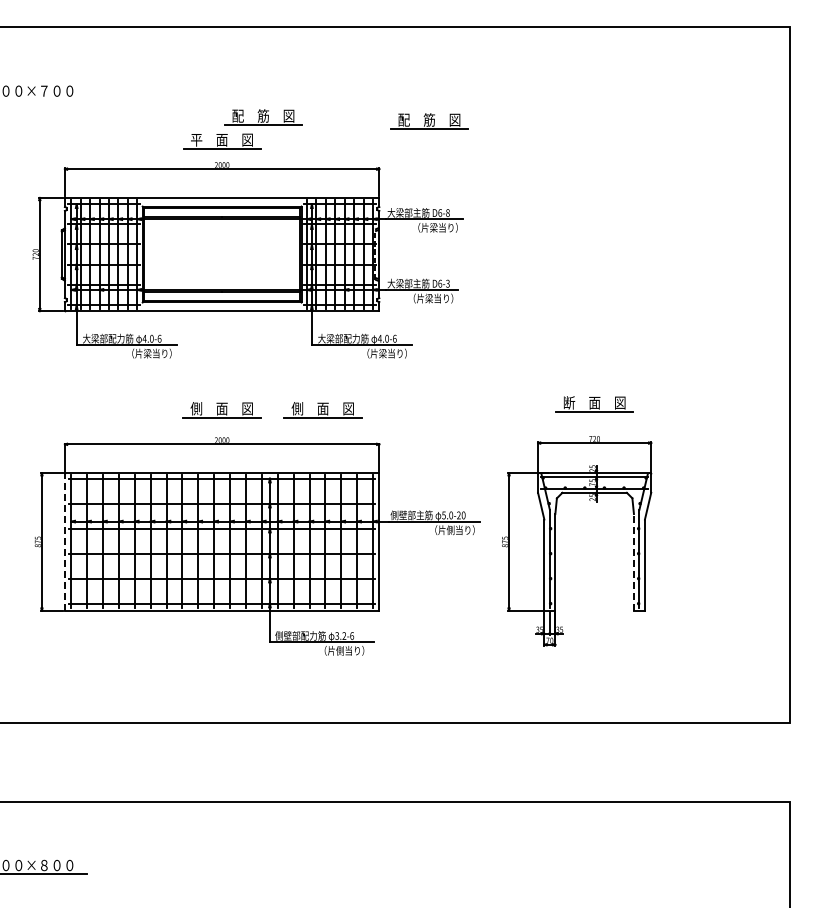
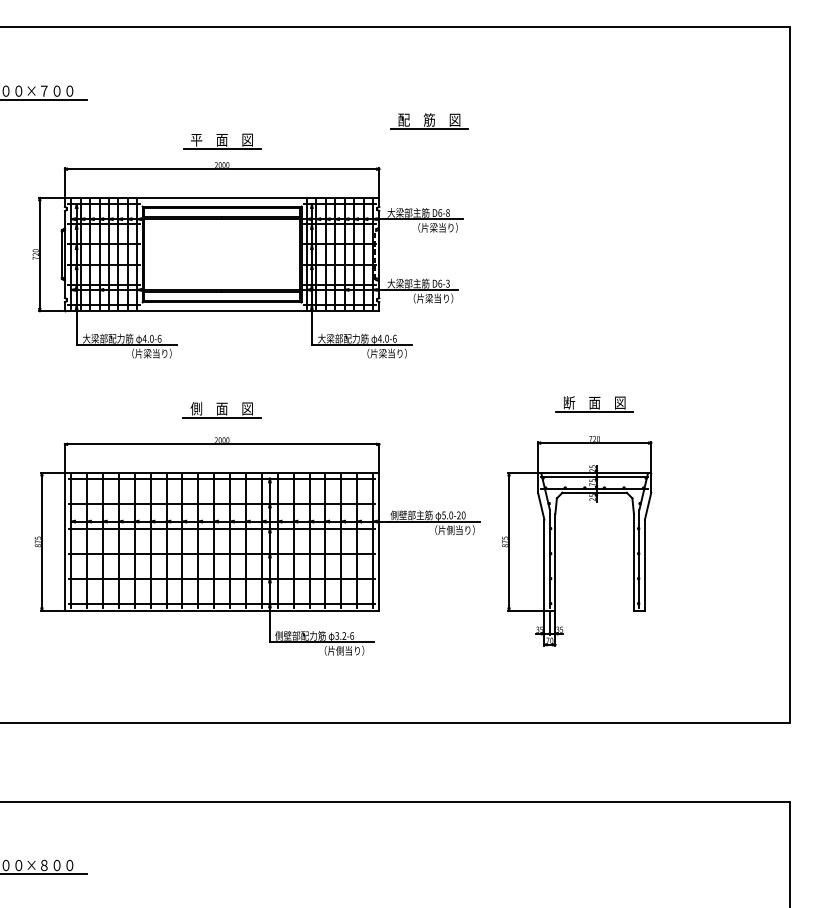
line: none -> present (44, 99)
part: present -> none (263, 117)
part: present -> none (322, 410)
line: dashed -> solid (64, 541)
line: dashed -> solid (633, 561)
